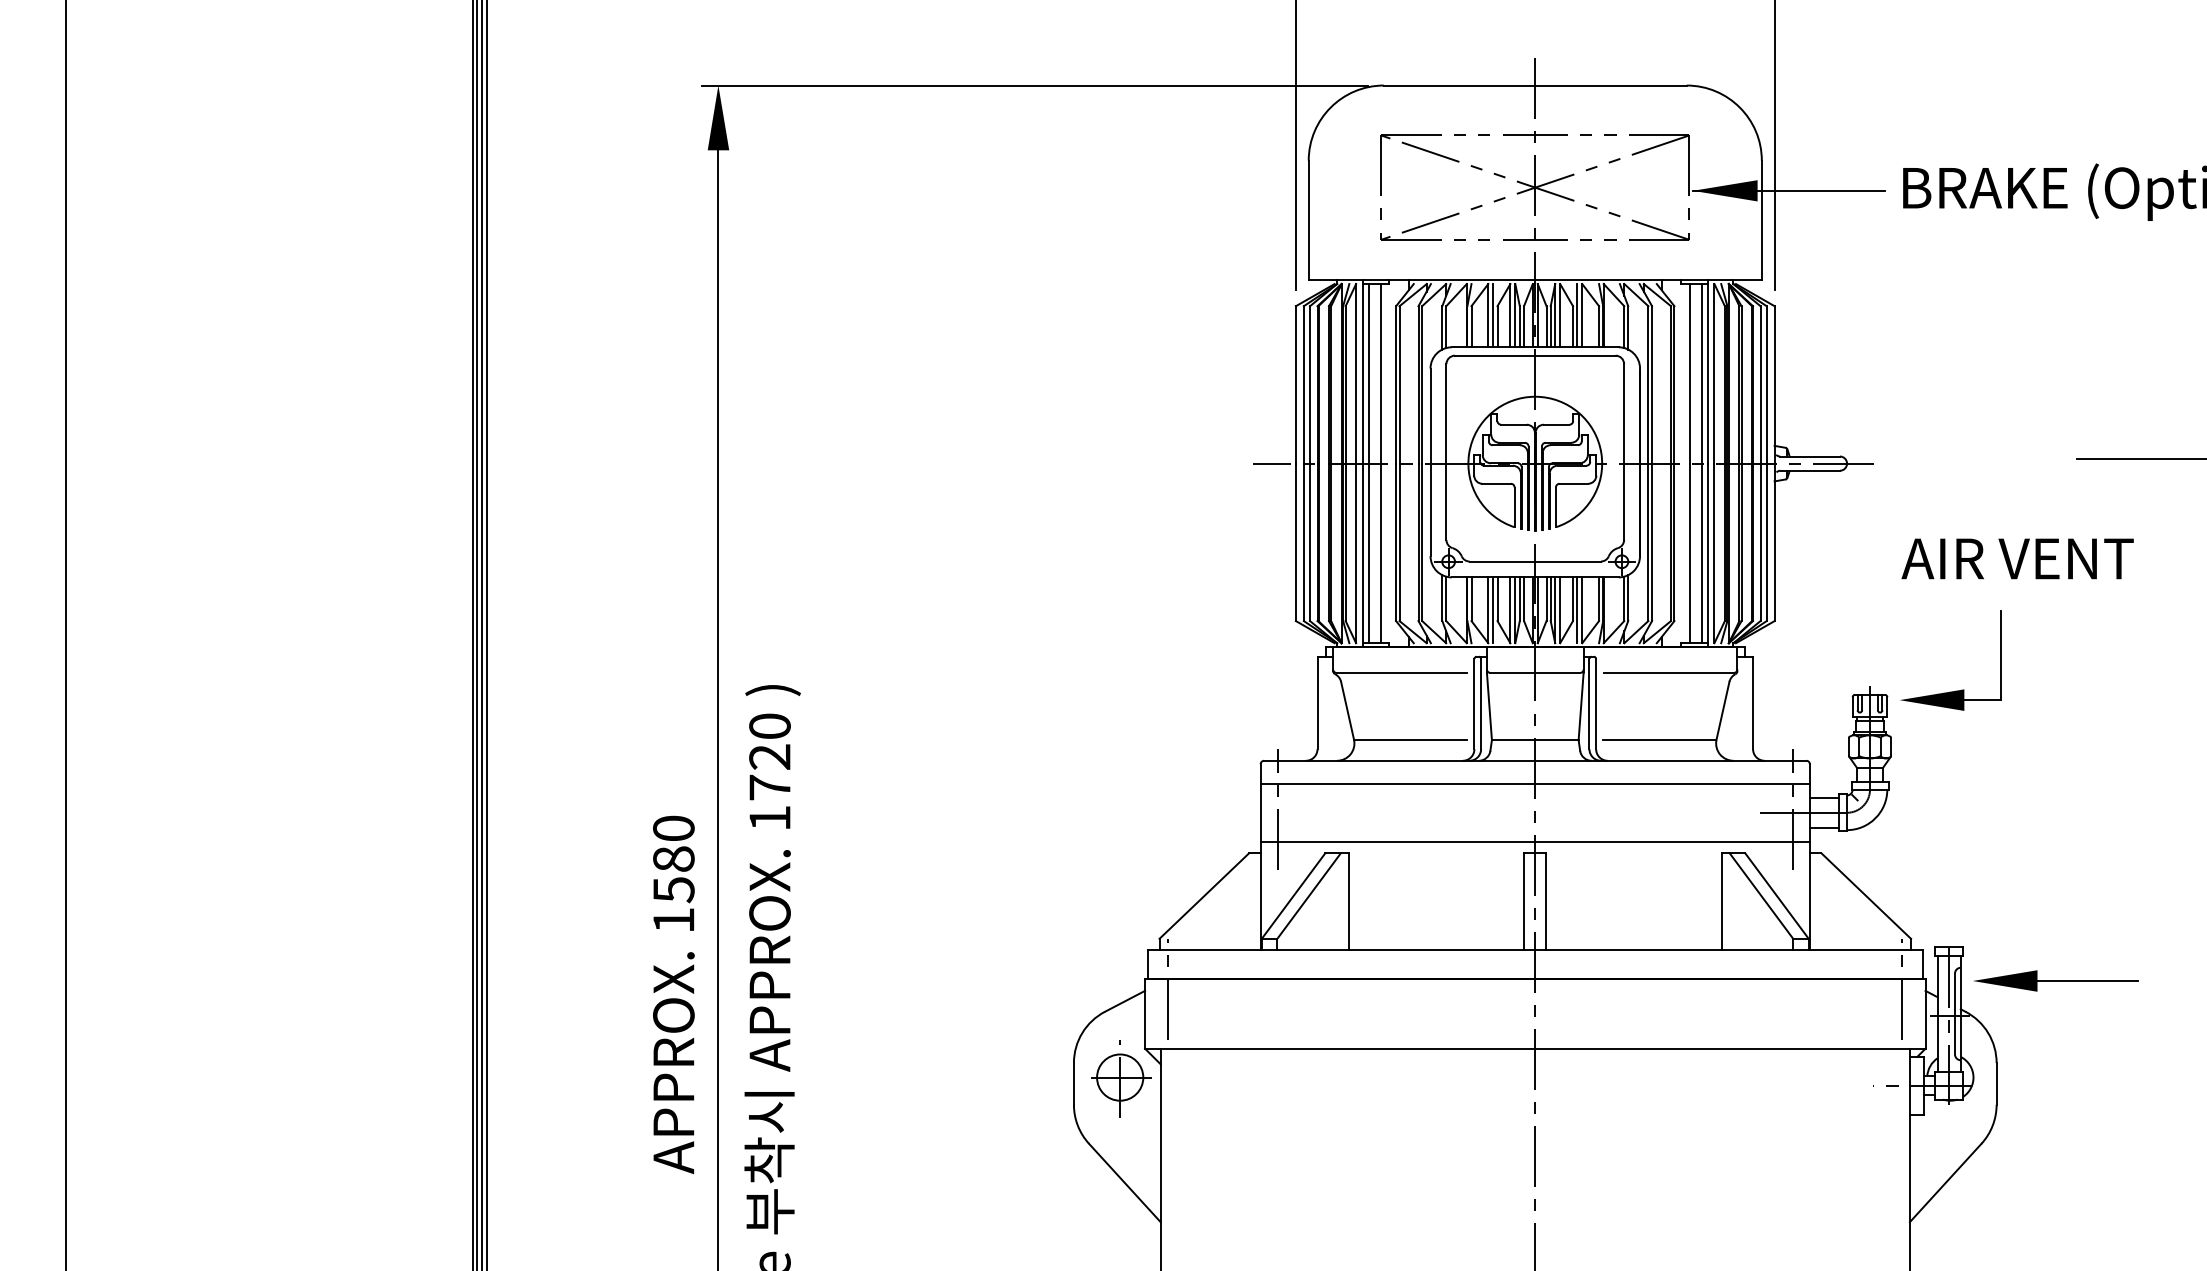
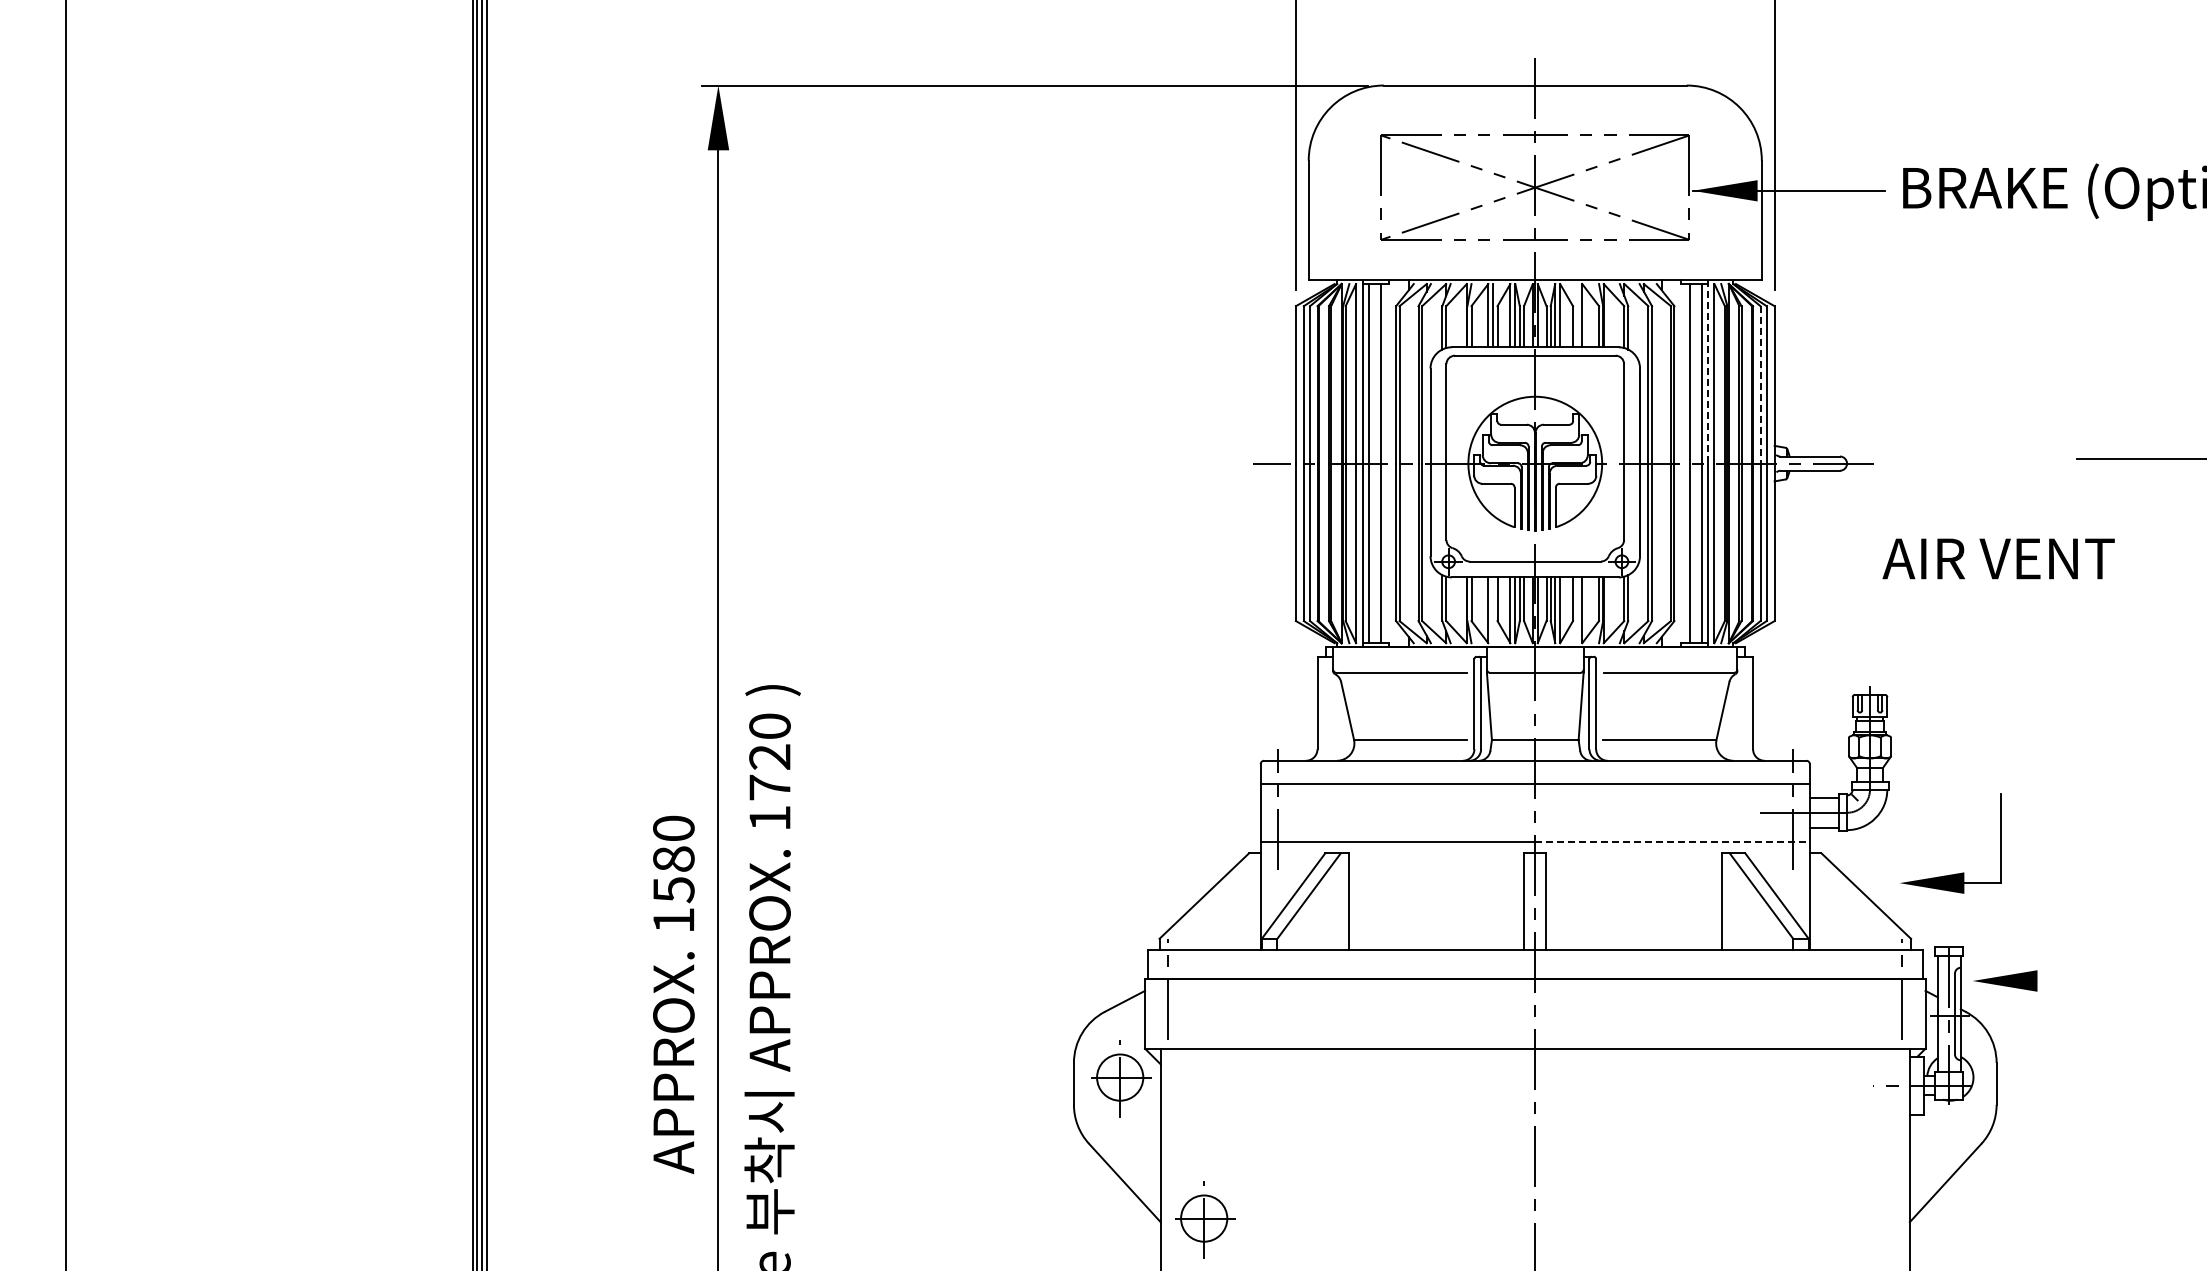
line: present -> none (1577, 315)
line: solid -> dashed (1707, 371)
line: solid -> dashed (1760, 384)
text position: (2017, 558) -> (1998, 558) (1998, 558)
line: present -> none (1493, 610)
line: present -> none (1577, 610)
part position: (1955, 690) -> (1955, 873) (1955, 873)
line: solid -> dashed (1673, 841)
line: present -> none (2087, 981)
part: none -> present (1205, 1219)
